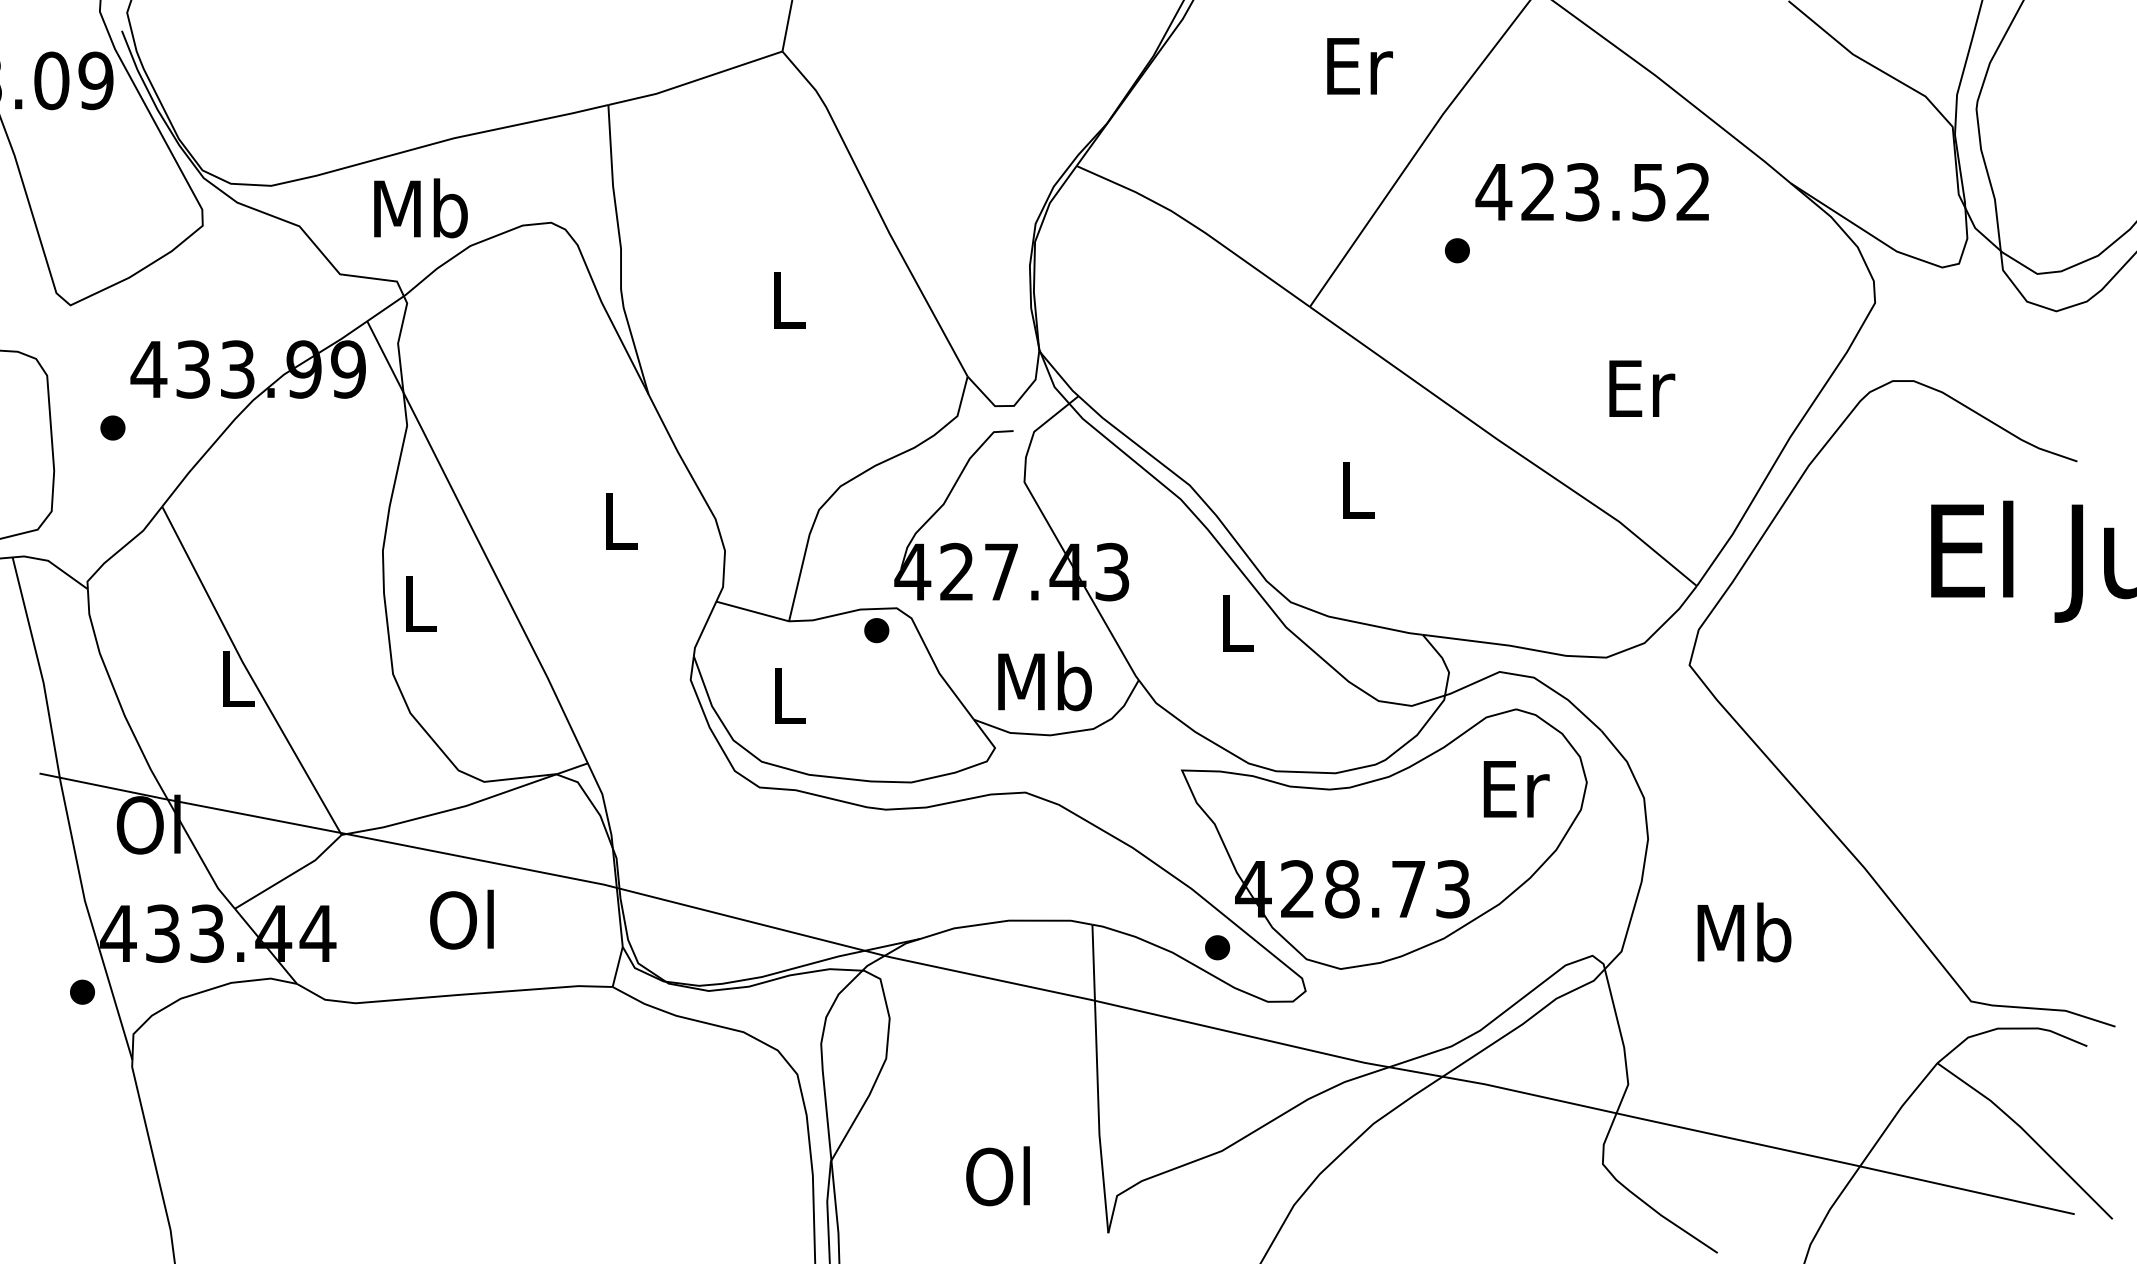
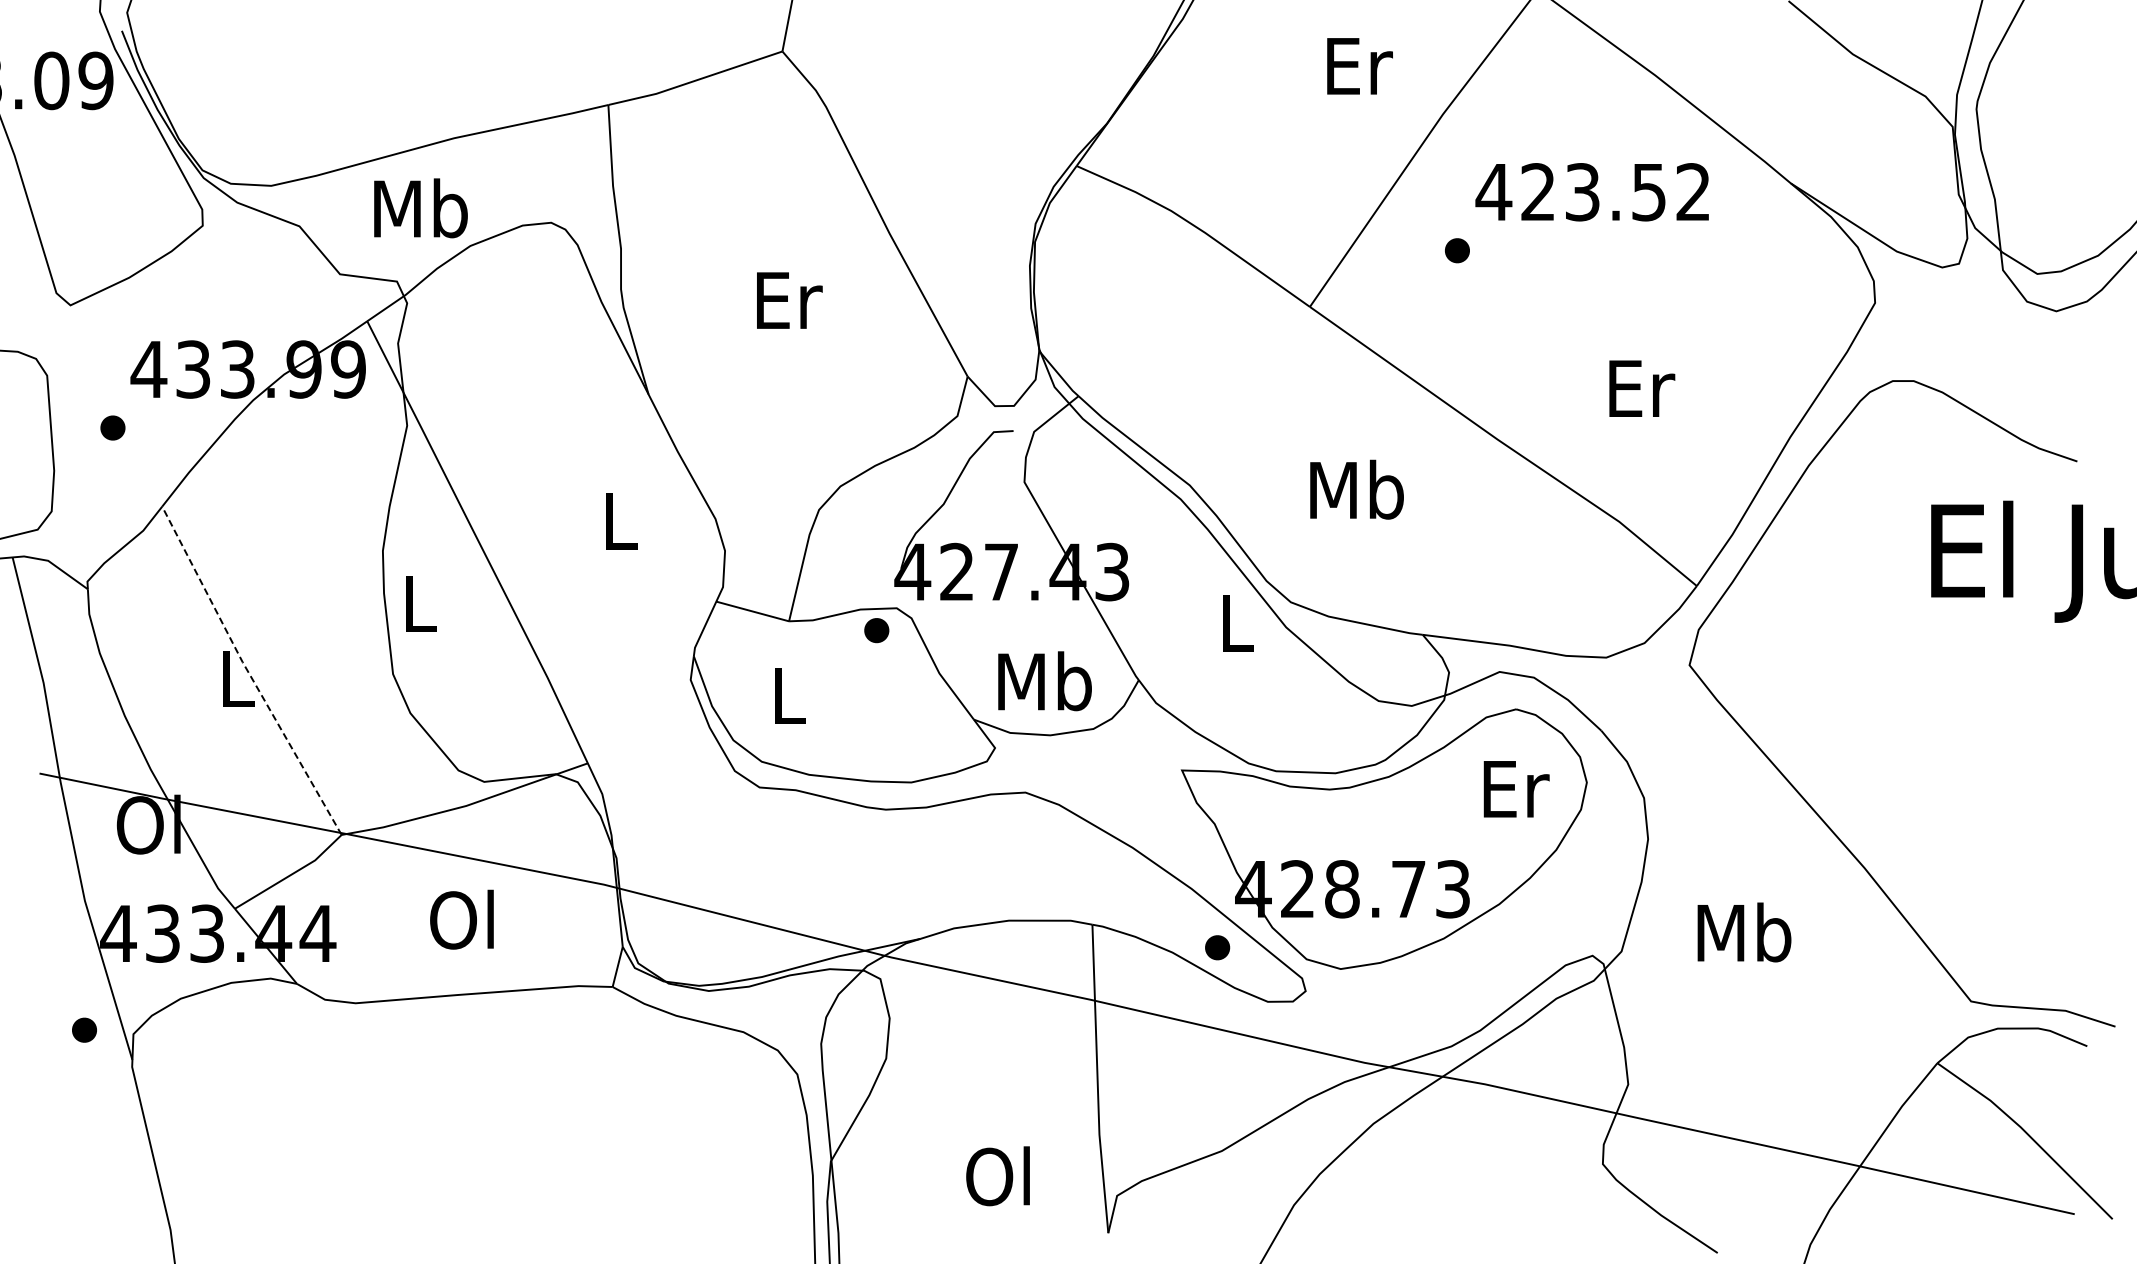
text: L -> Er (789, 300)
text: L -> Mb (1356, 489)
line: solid -> dashed (248, 671)
part position: (82, 991) -> (84, 1029) (84, 1029)
